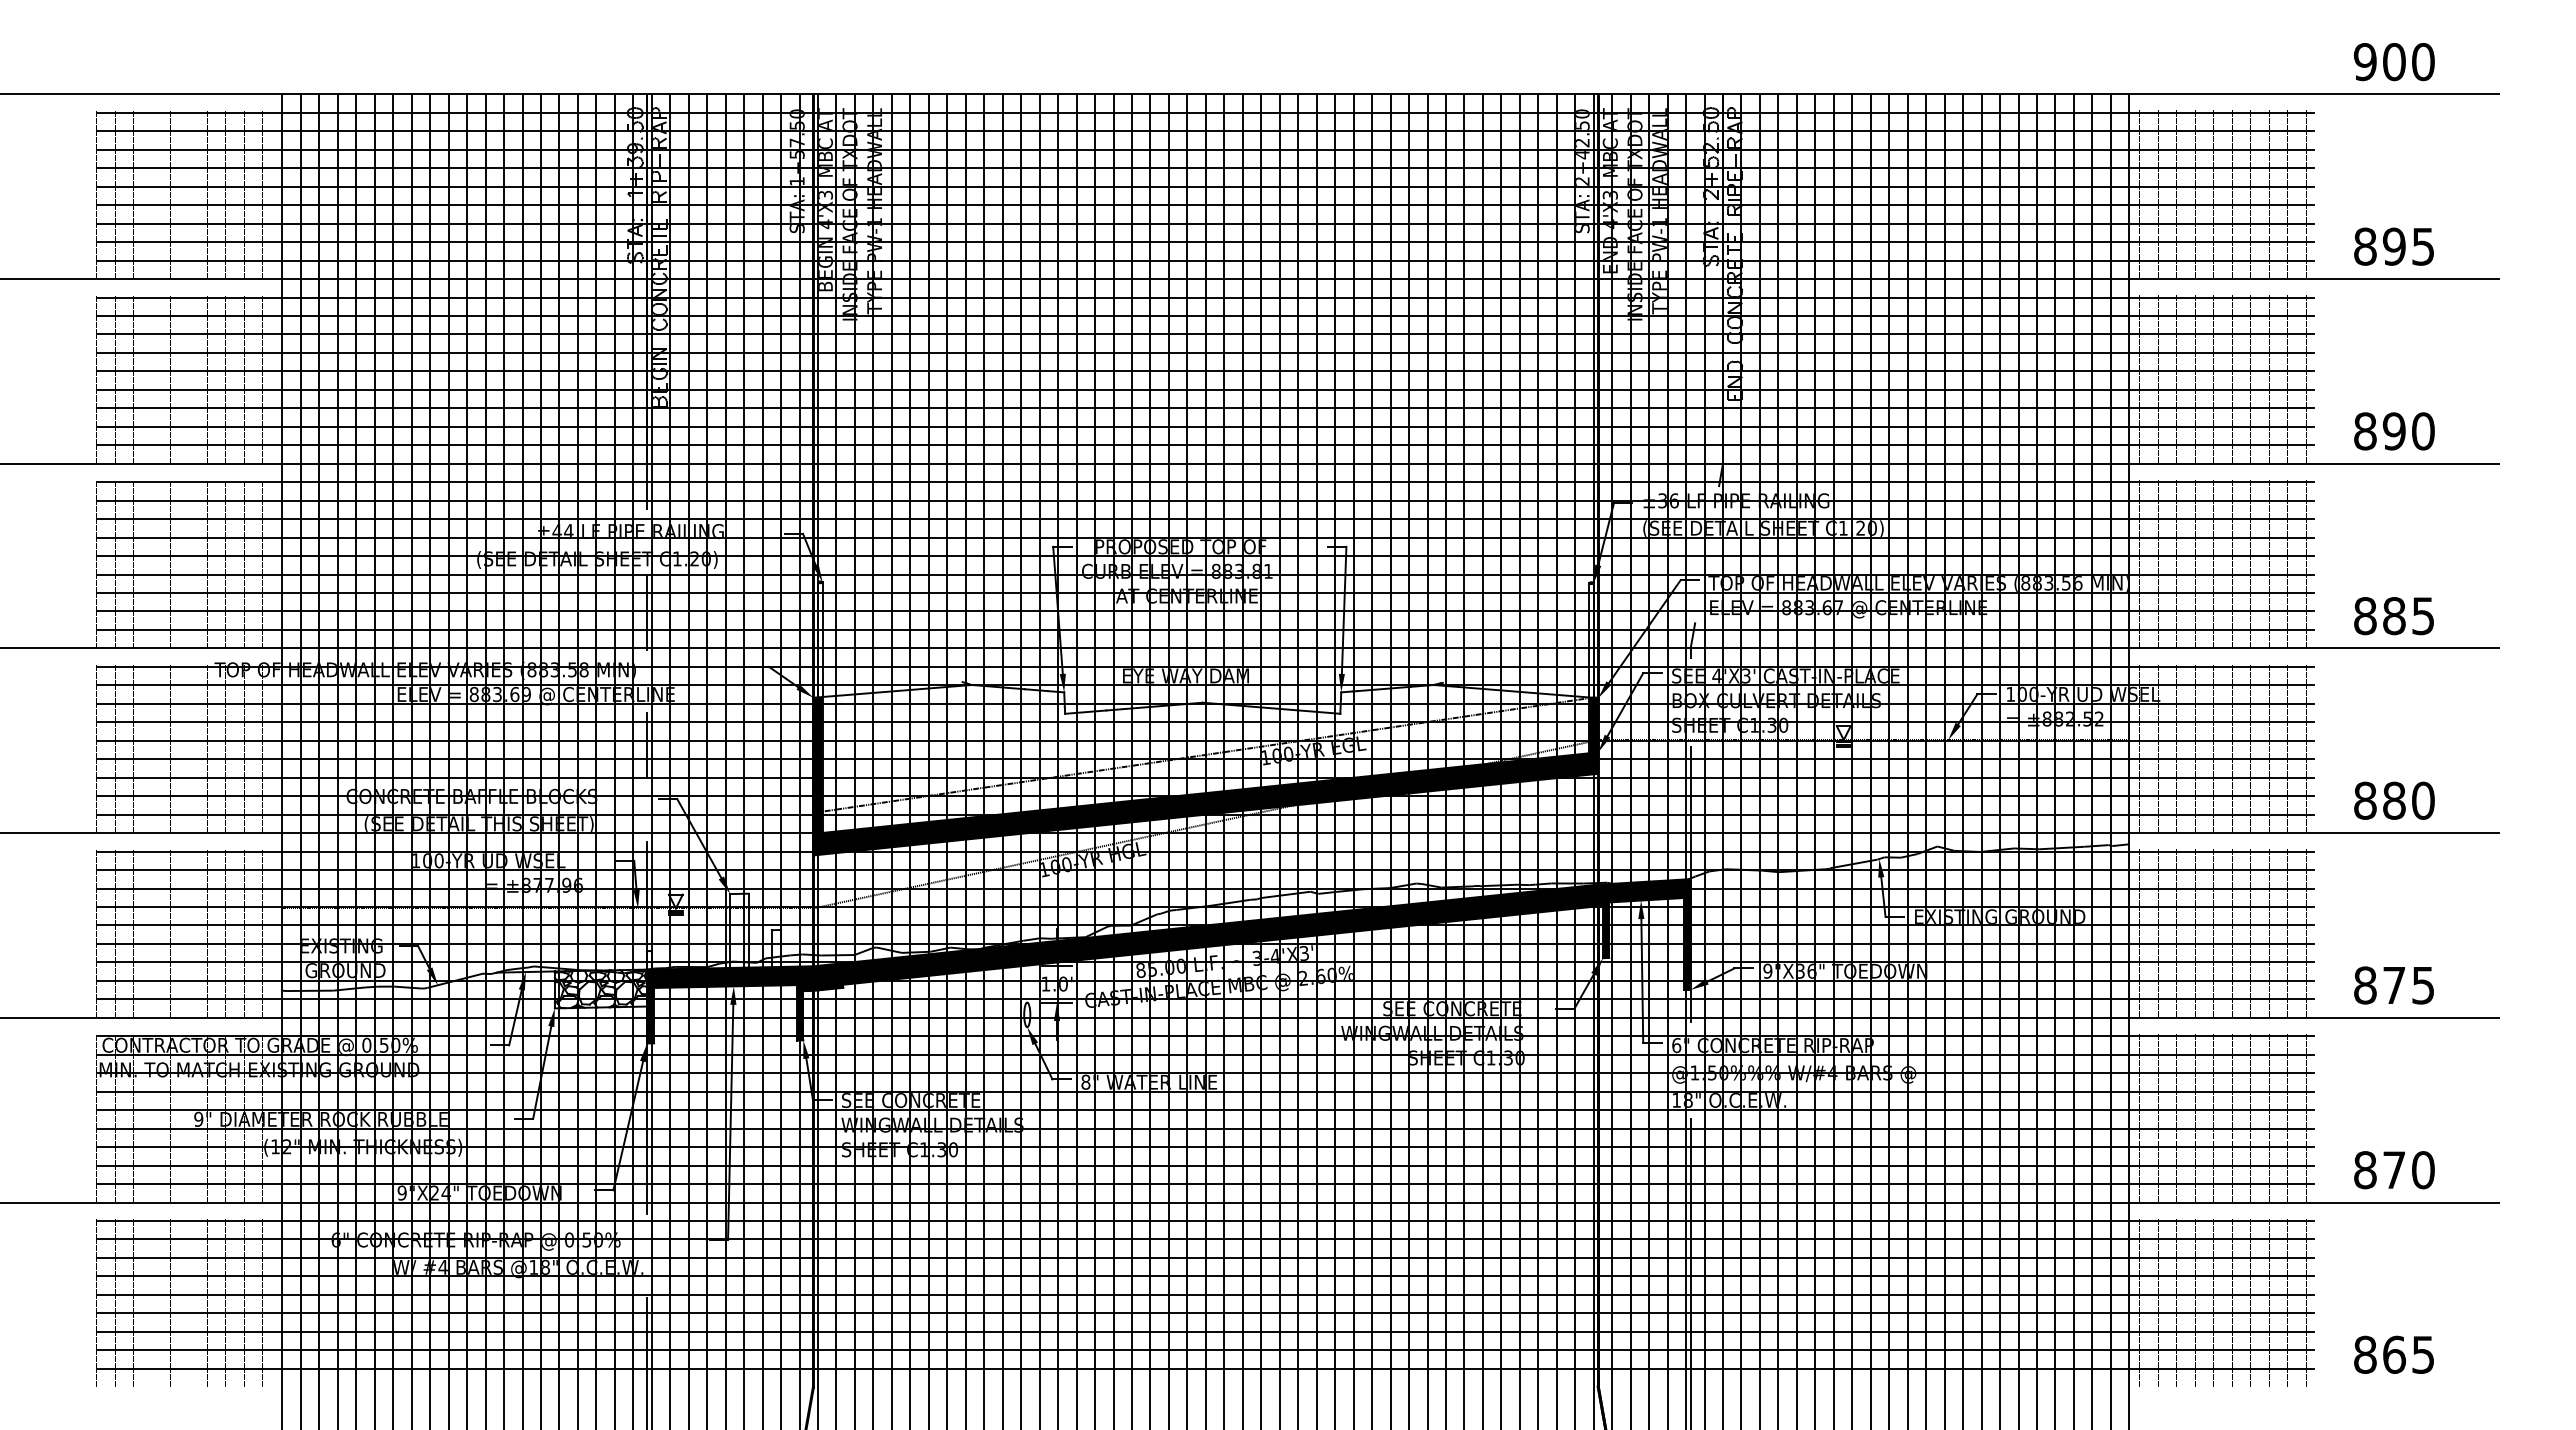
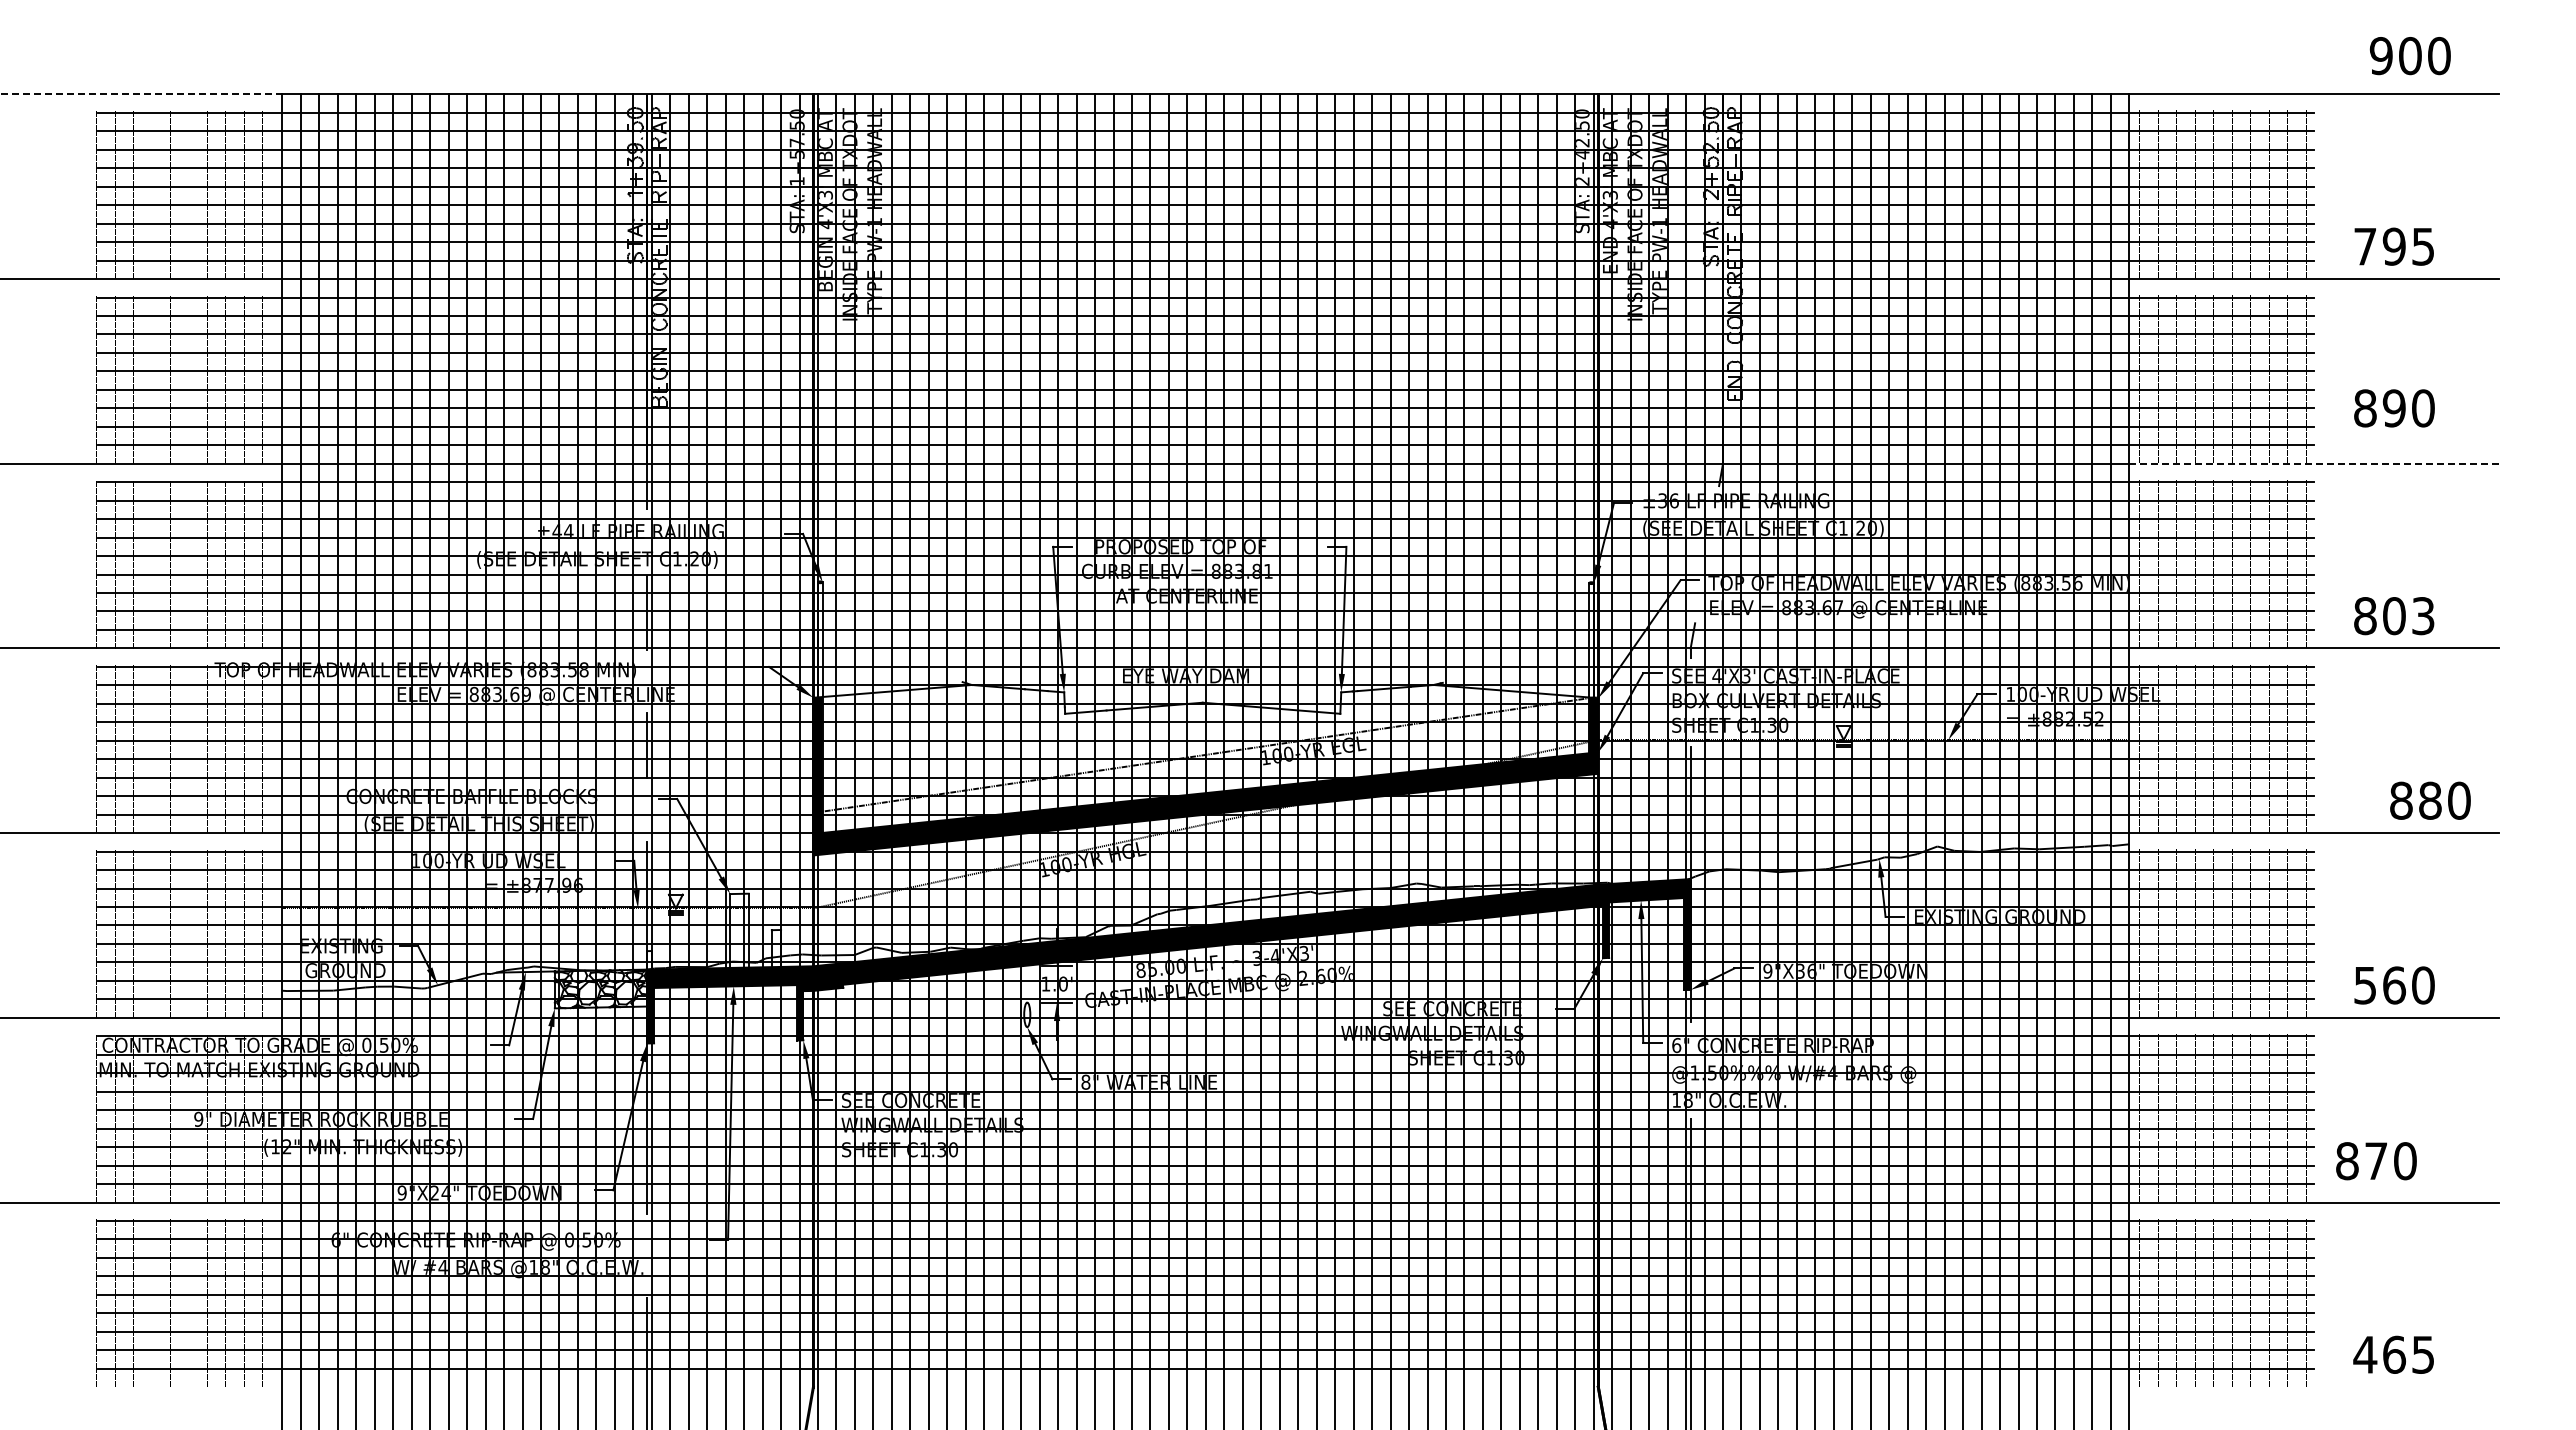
text position: (2393, 62) -> (2409, 56) (2409, 56)
line: solid -> dashed (141, 94)
text: 895 -> 795 (2365, 246)
text position: (2394, 431) -> (2394, 408) (2394, 408)
line: solid -> dashed (2314, 463)
text: 885 -> 803 (2408, 615)
text position: (2394, 800) -> (2430, 800) (2430, 800)
text: 875 -> 560 (2394, 985)
text position: (2394, 1170) -> (2376, 1161) (2376, 1161)
text: 865 -> 465 (2365, 1354)
